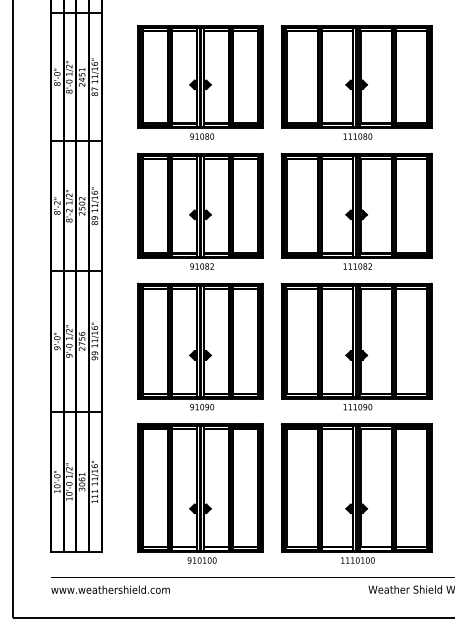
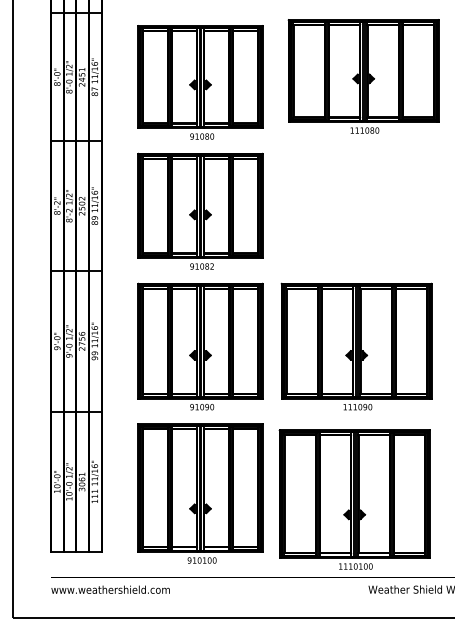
part position: (356, 82) -> (363, 76) (363, 76)
part: present -> none (356, 210)
part position: (356, 493) -> (354, 499) (354, 499)
